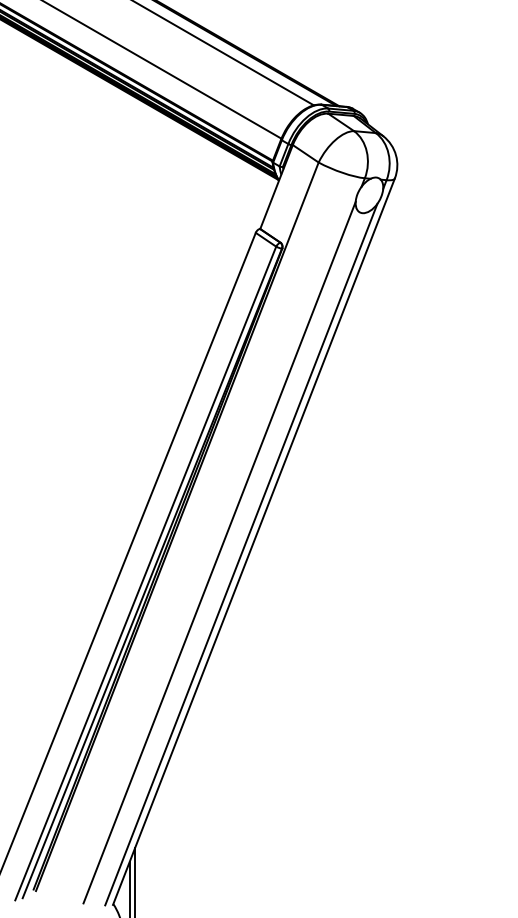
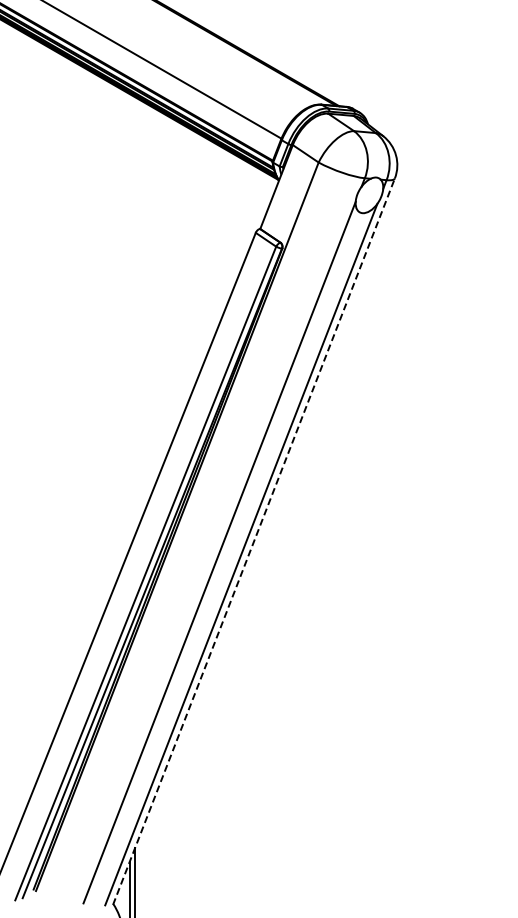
line: present -> none (224, 53)
line: solid -> dashed (253, 541)
